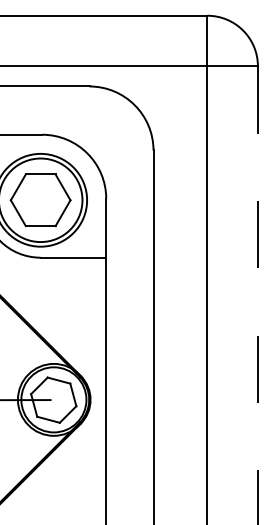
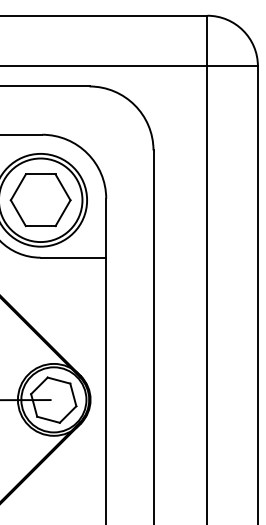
line: dashed -> solid (257, 296)
